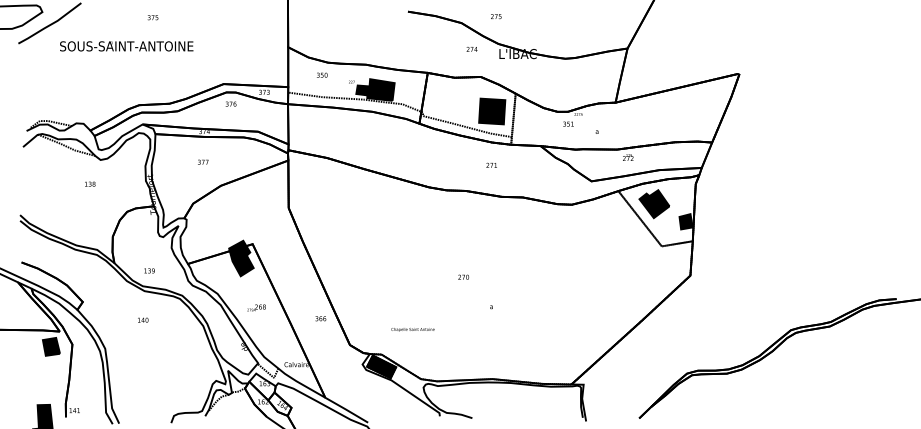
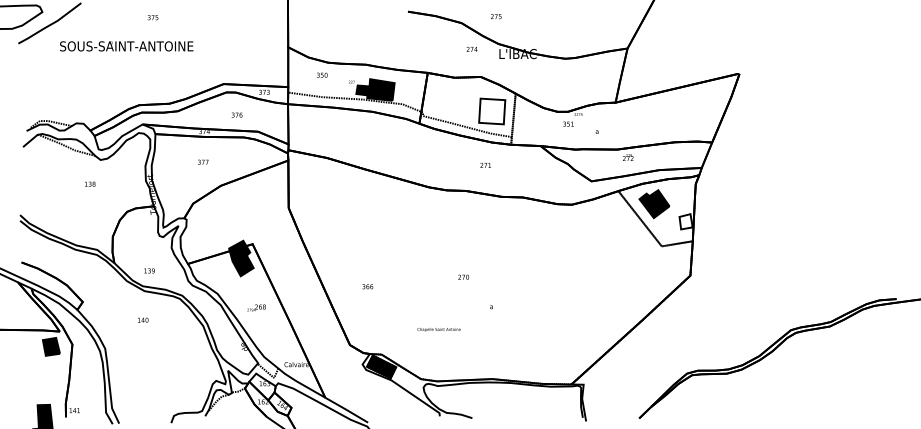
text position: (230, 103) -> (236, 114) (236, 114)
fill: present -> none (492, 111)
text position: (491, 164) -> (485, 164) (485, 164)
fill: present -> none (685, 221)
text position: (320, 318) -> (367, 286) (367, 286)
text position: (412, 329) -> (438, 329) (438, 329)
